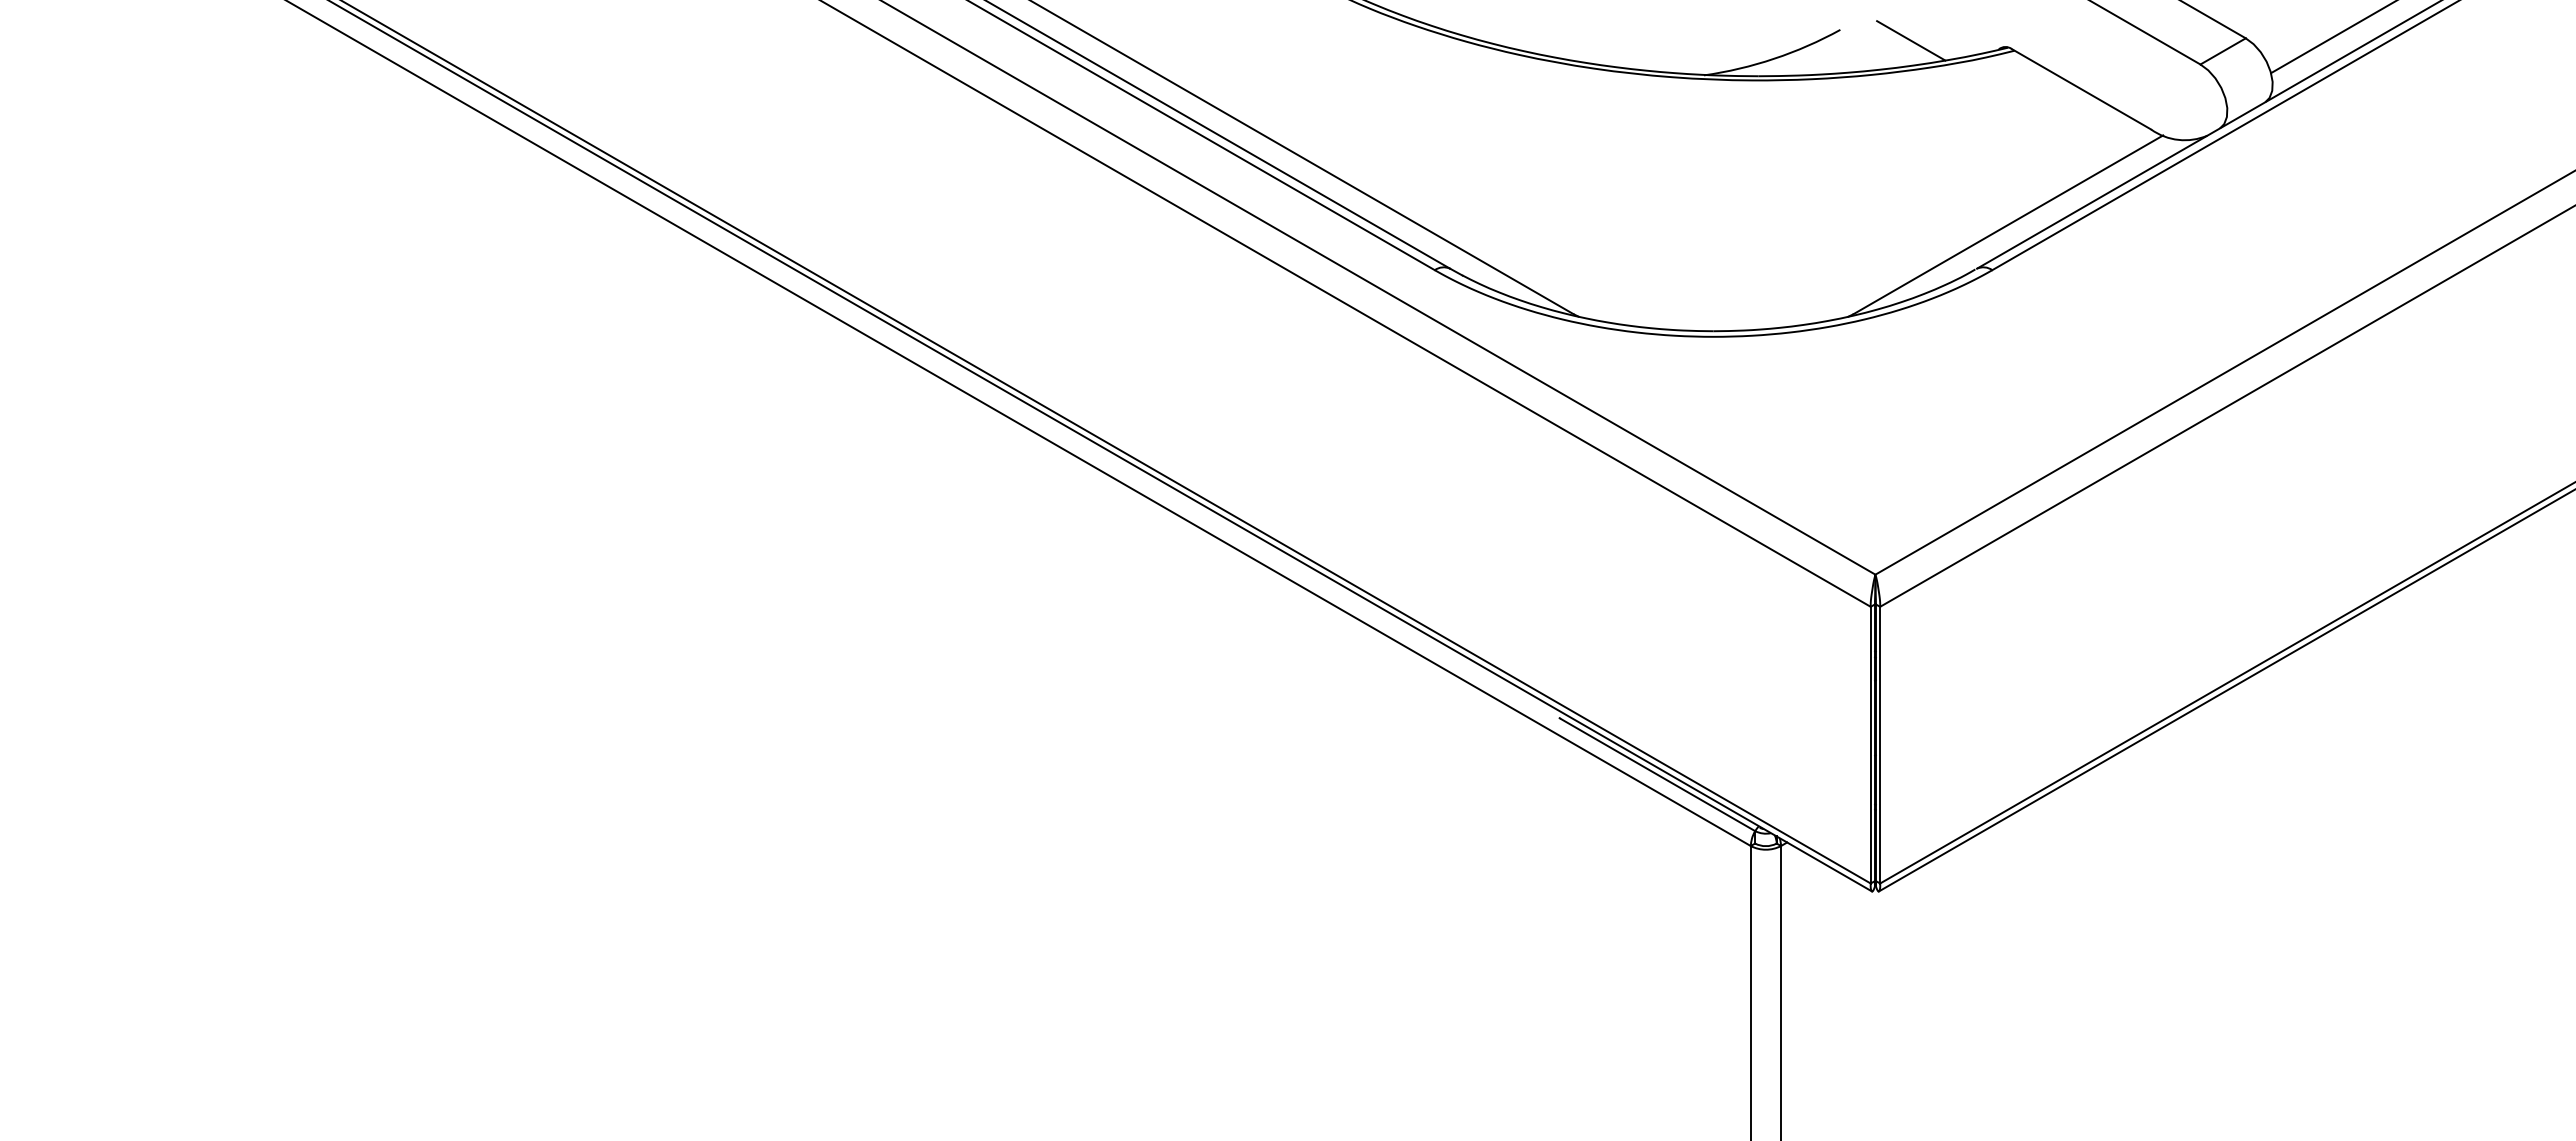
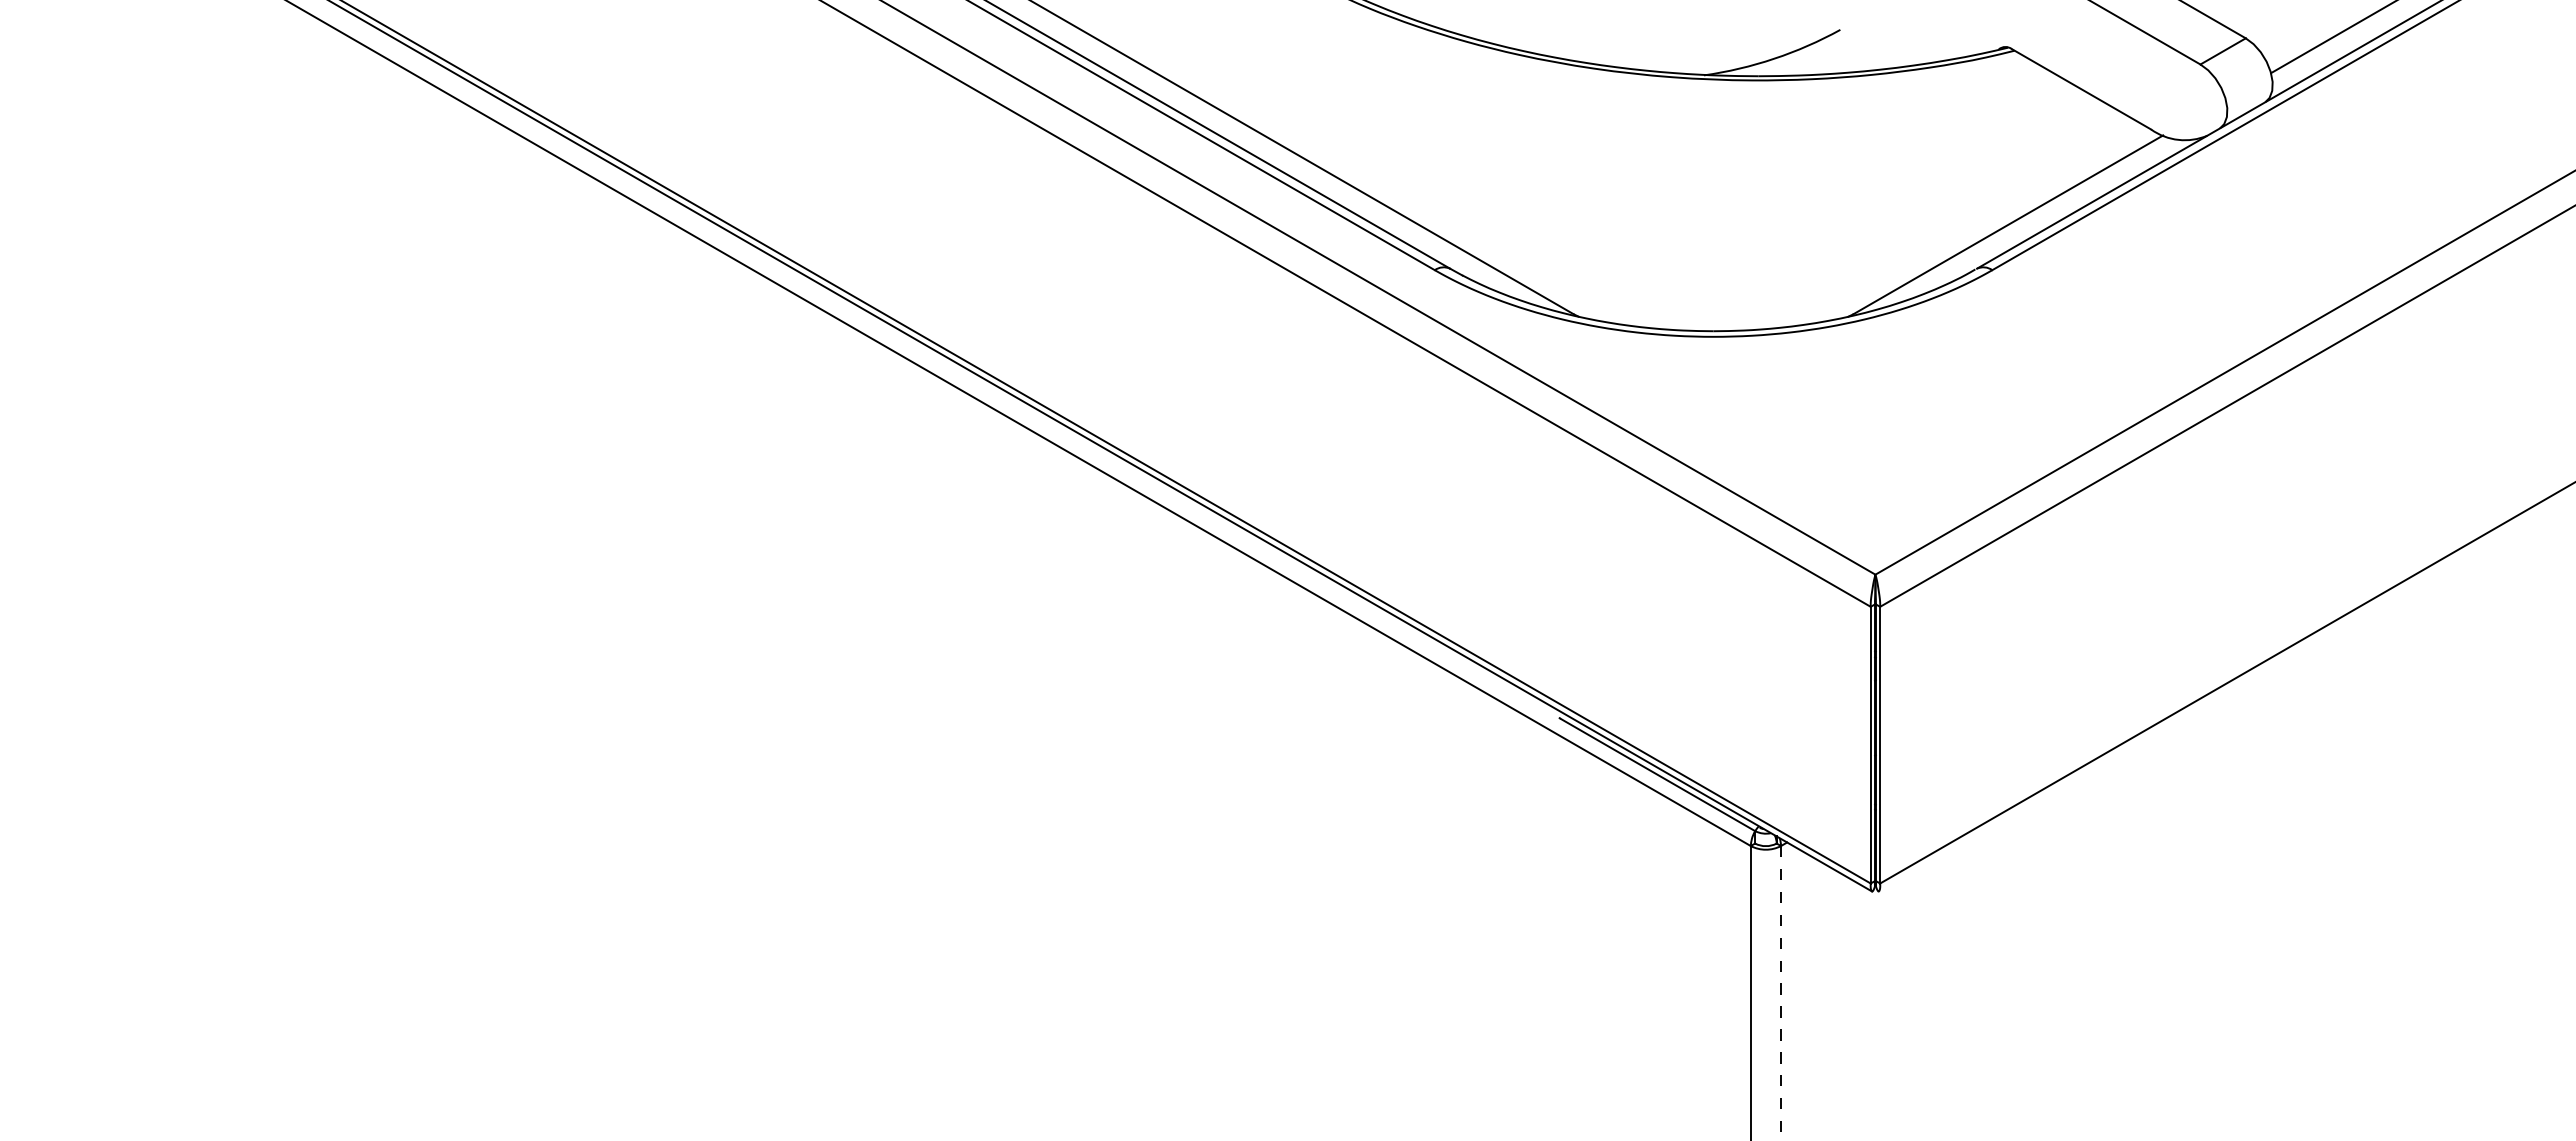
line: present -> none (1911, 40)
line: present -> none (2225, 690)
line: solid -> dashed (1781, 994)
